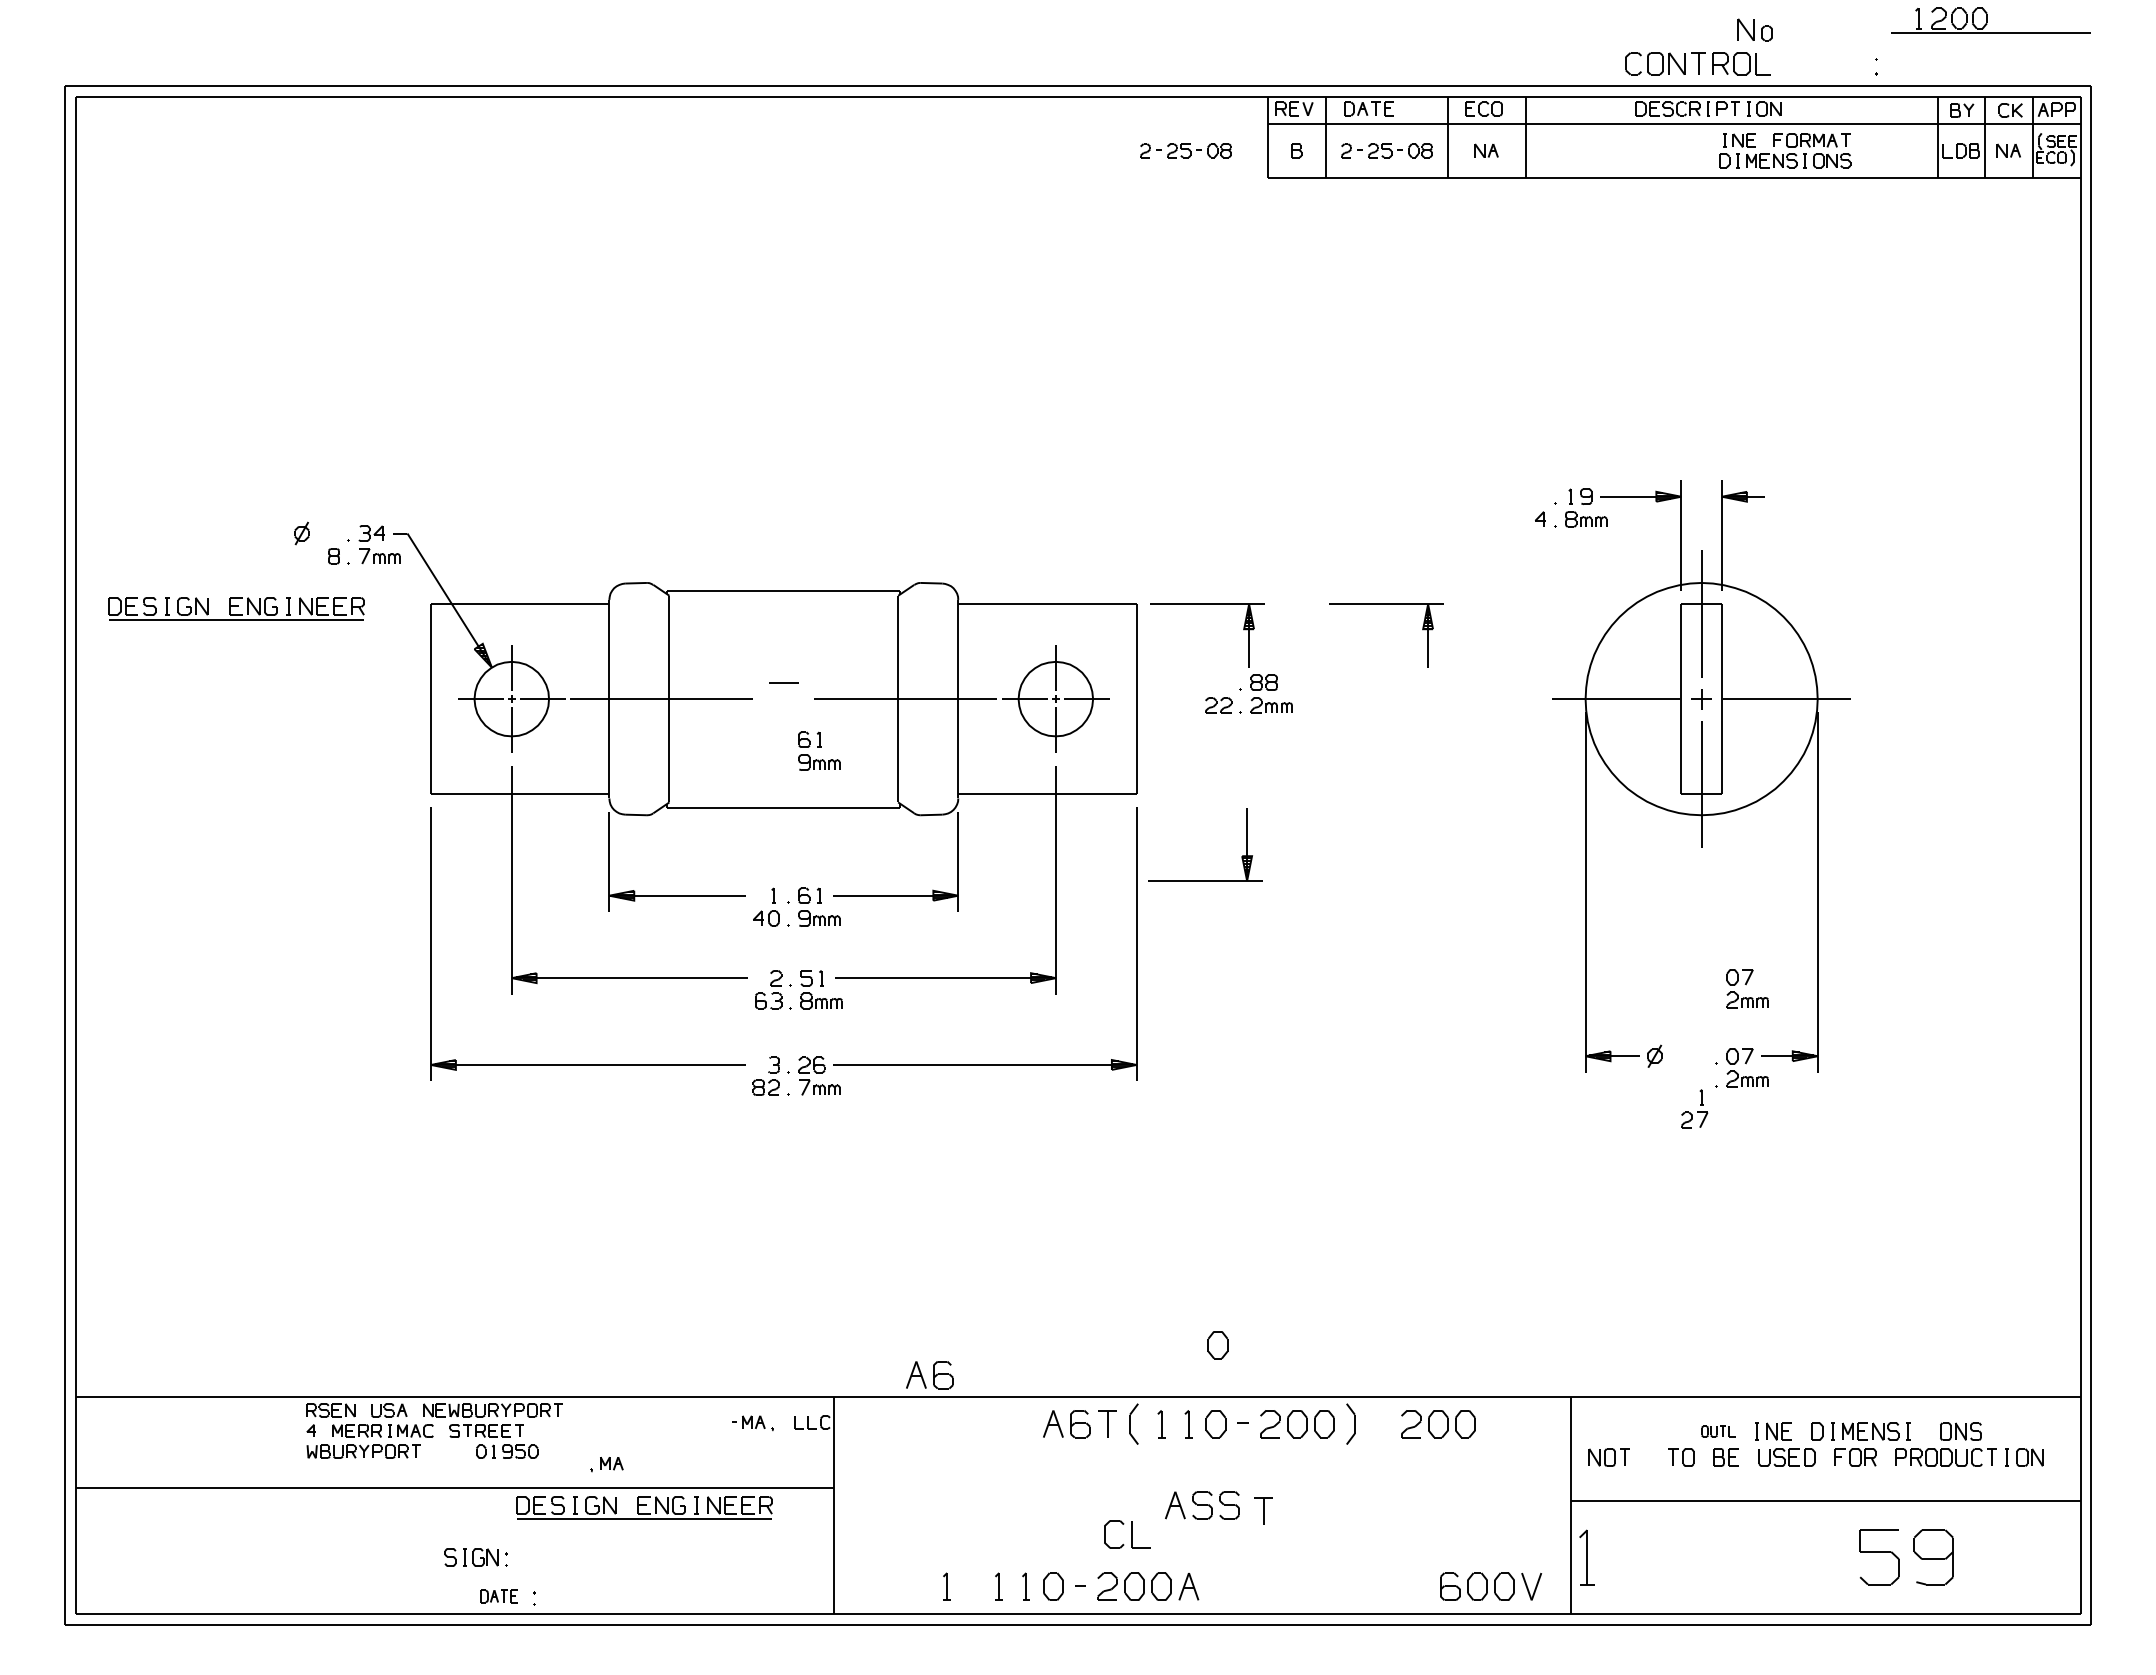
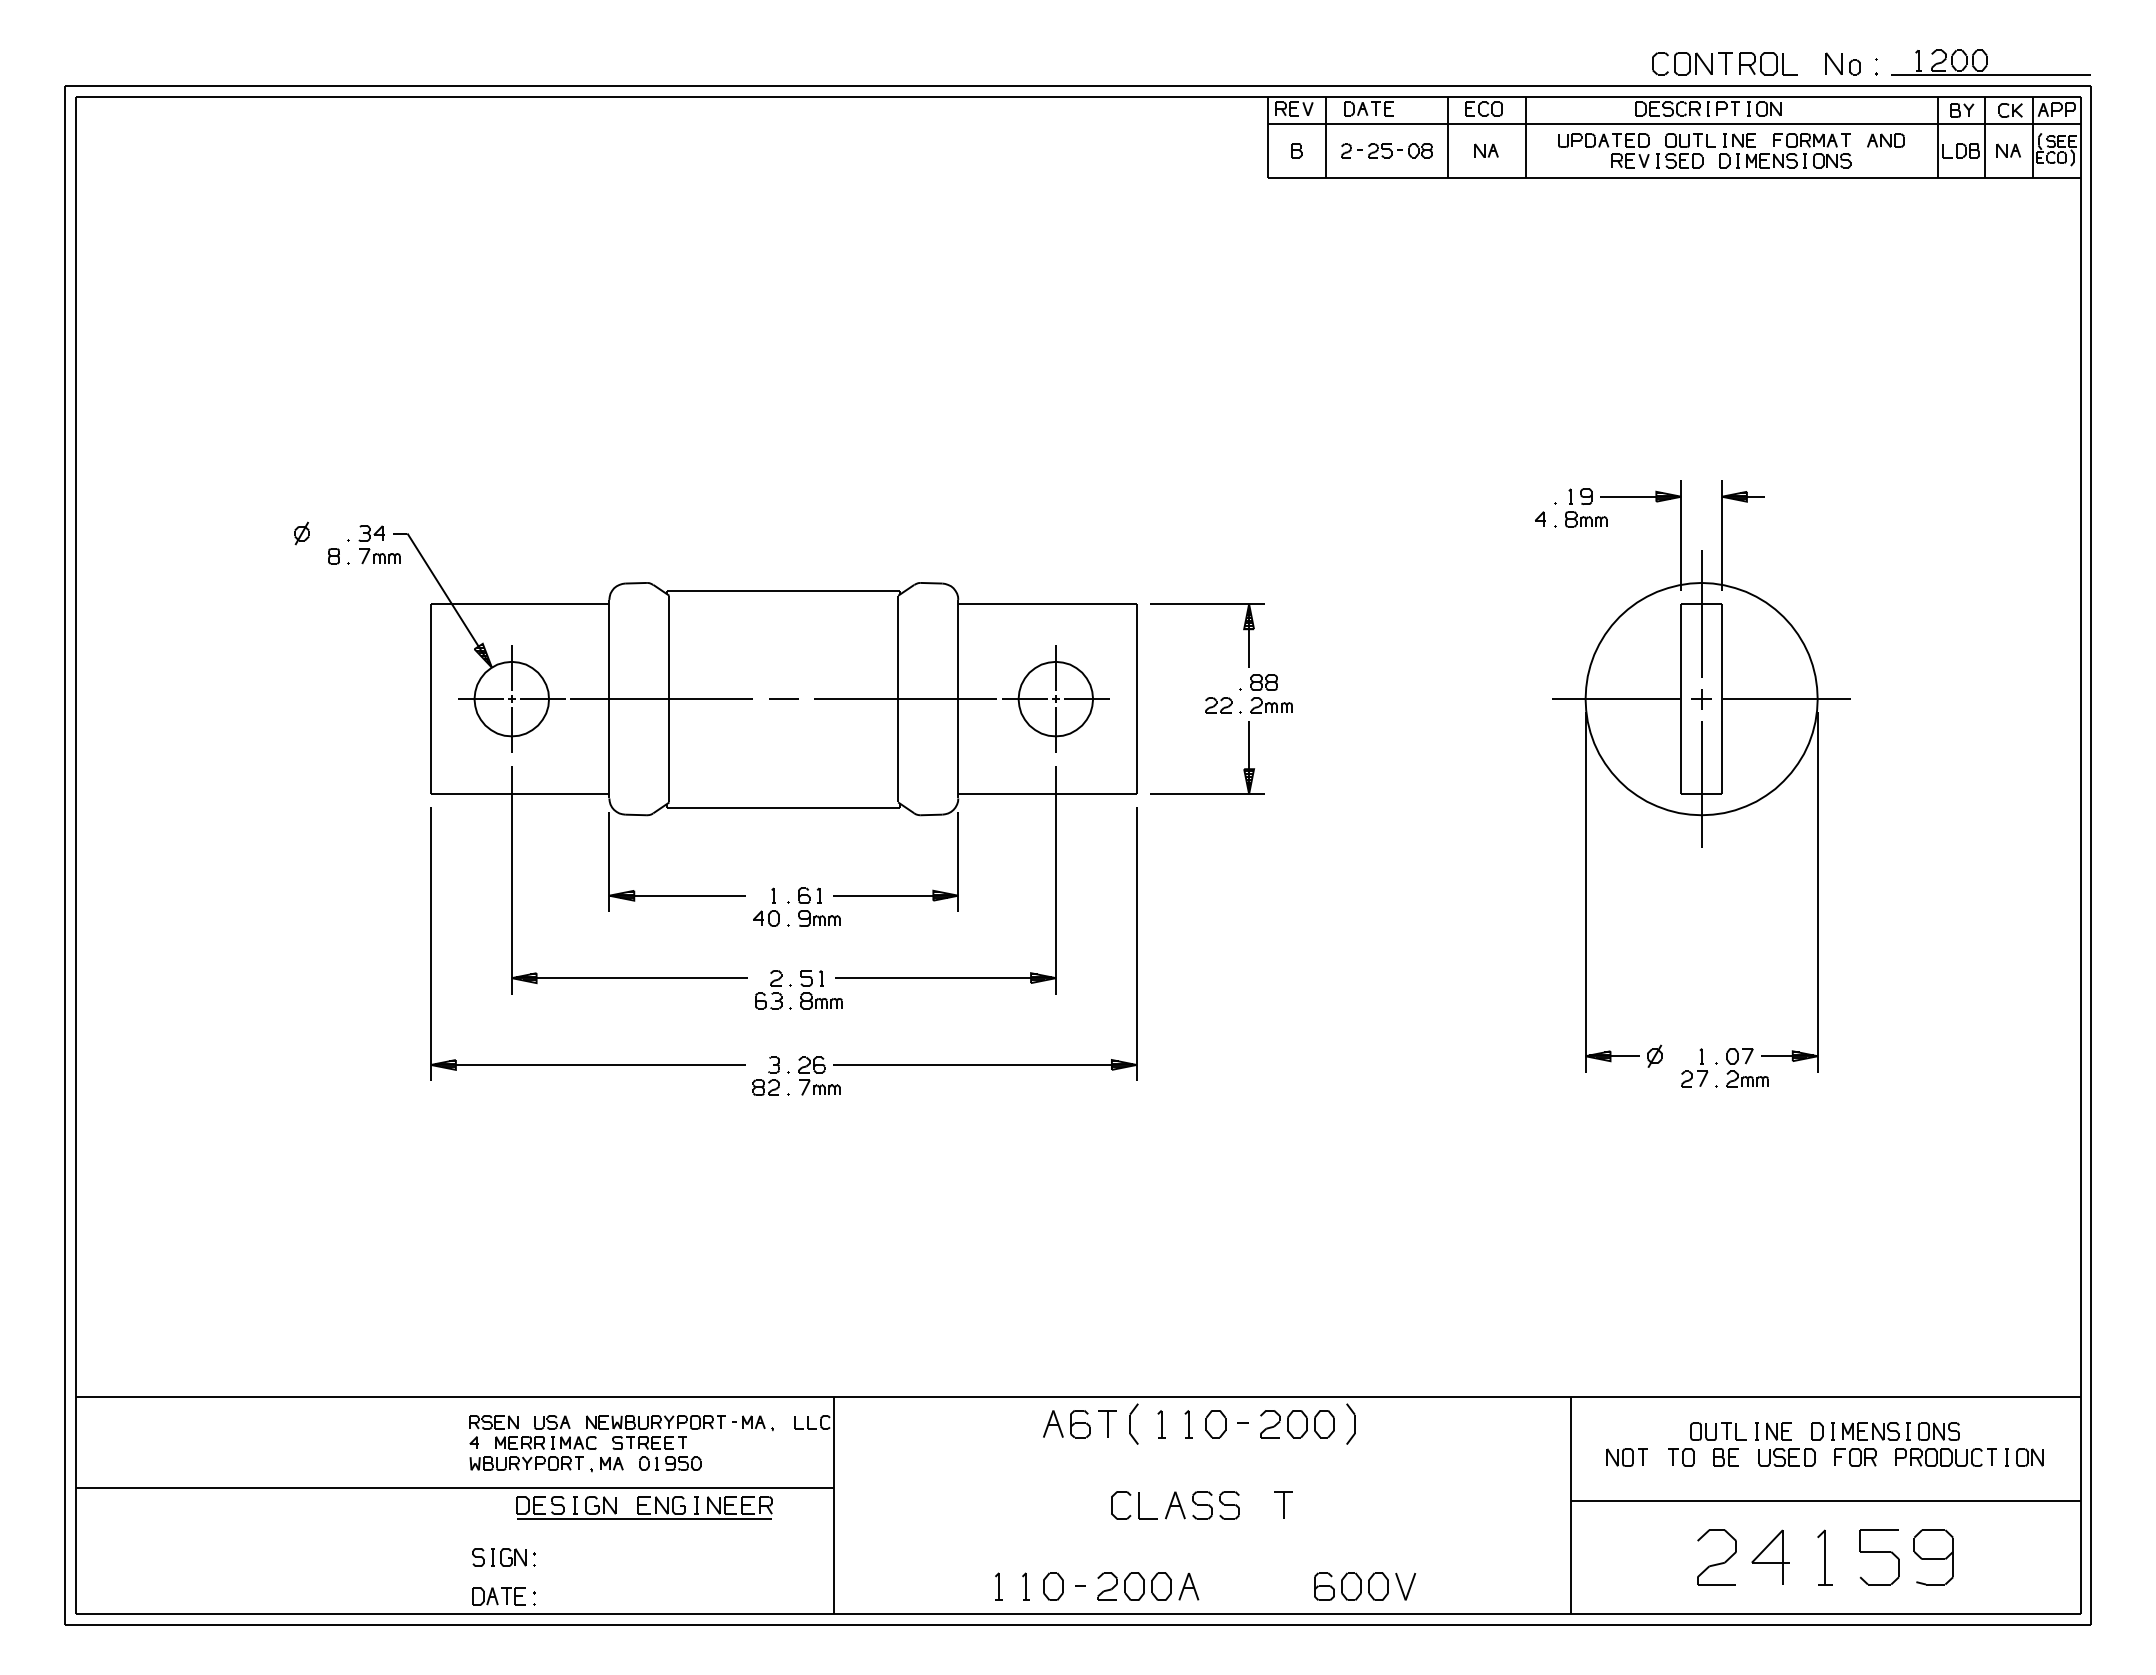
part position: (1990, 20) -> (1990, 62) (1990, 62)
part position: (1754, 29) -> (1842, 63) (1842, 63)
part position: (1697, 63) -> (1724, 63) (1724, 63)
part: none -> present (1885, 140)
part: present -> none (1185, 150)
part: none -> present (1636, 150)
part: present -> none (1386, 604)
part: present -> none (236, 608)
line position: (783, 682) -> (783, 698) (783, 698)
part: present -> none (819, 750)
part position: (1205, 880) -> (1207, 793) (1207, 793)
part: present -> none (1747, 988)
part position: (1694, 1108) -> (1694, 1067) (1694, 1067)
part: present -> none (1217, 1345)
part: present -> none (929, 1375)
part: present -> none (1438, 1424)
part position: (434, 1430) -> (597, 1442) (597, 1442)
part size: 35x13 px -> 57x19 px (1718, 1431)
part position: (1960, 1431) -> (1938, 1431) (1938, 1431)
part position: (1608, 1457) -> (1626, 1457) (1626, 1457)
part position: (1263, 1510) -> (1283, 1504) (1283, 1504)
part position: (1127, 1534) -> (1134, 1505) (1134, 1505)
part: none -> present (1770, 1556)
part position: (475, 1557) -> (503, 1557) (503, 1557)
part position: (1586, 1557) -> (1824, 1557) (1824, 1557)
part: none -> present (1716, 1557)
part: present -> none (946, 1586)
part position: (1491, 1586) -> (1365, 1586) (1365, 1586)
part size: 38x15 px -> 54x19 px (498, 1596)
